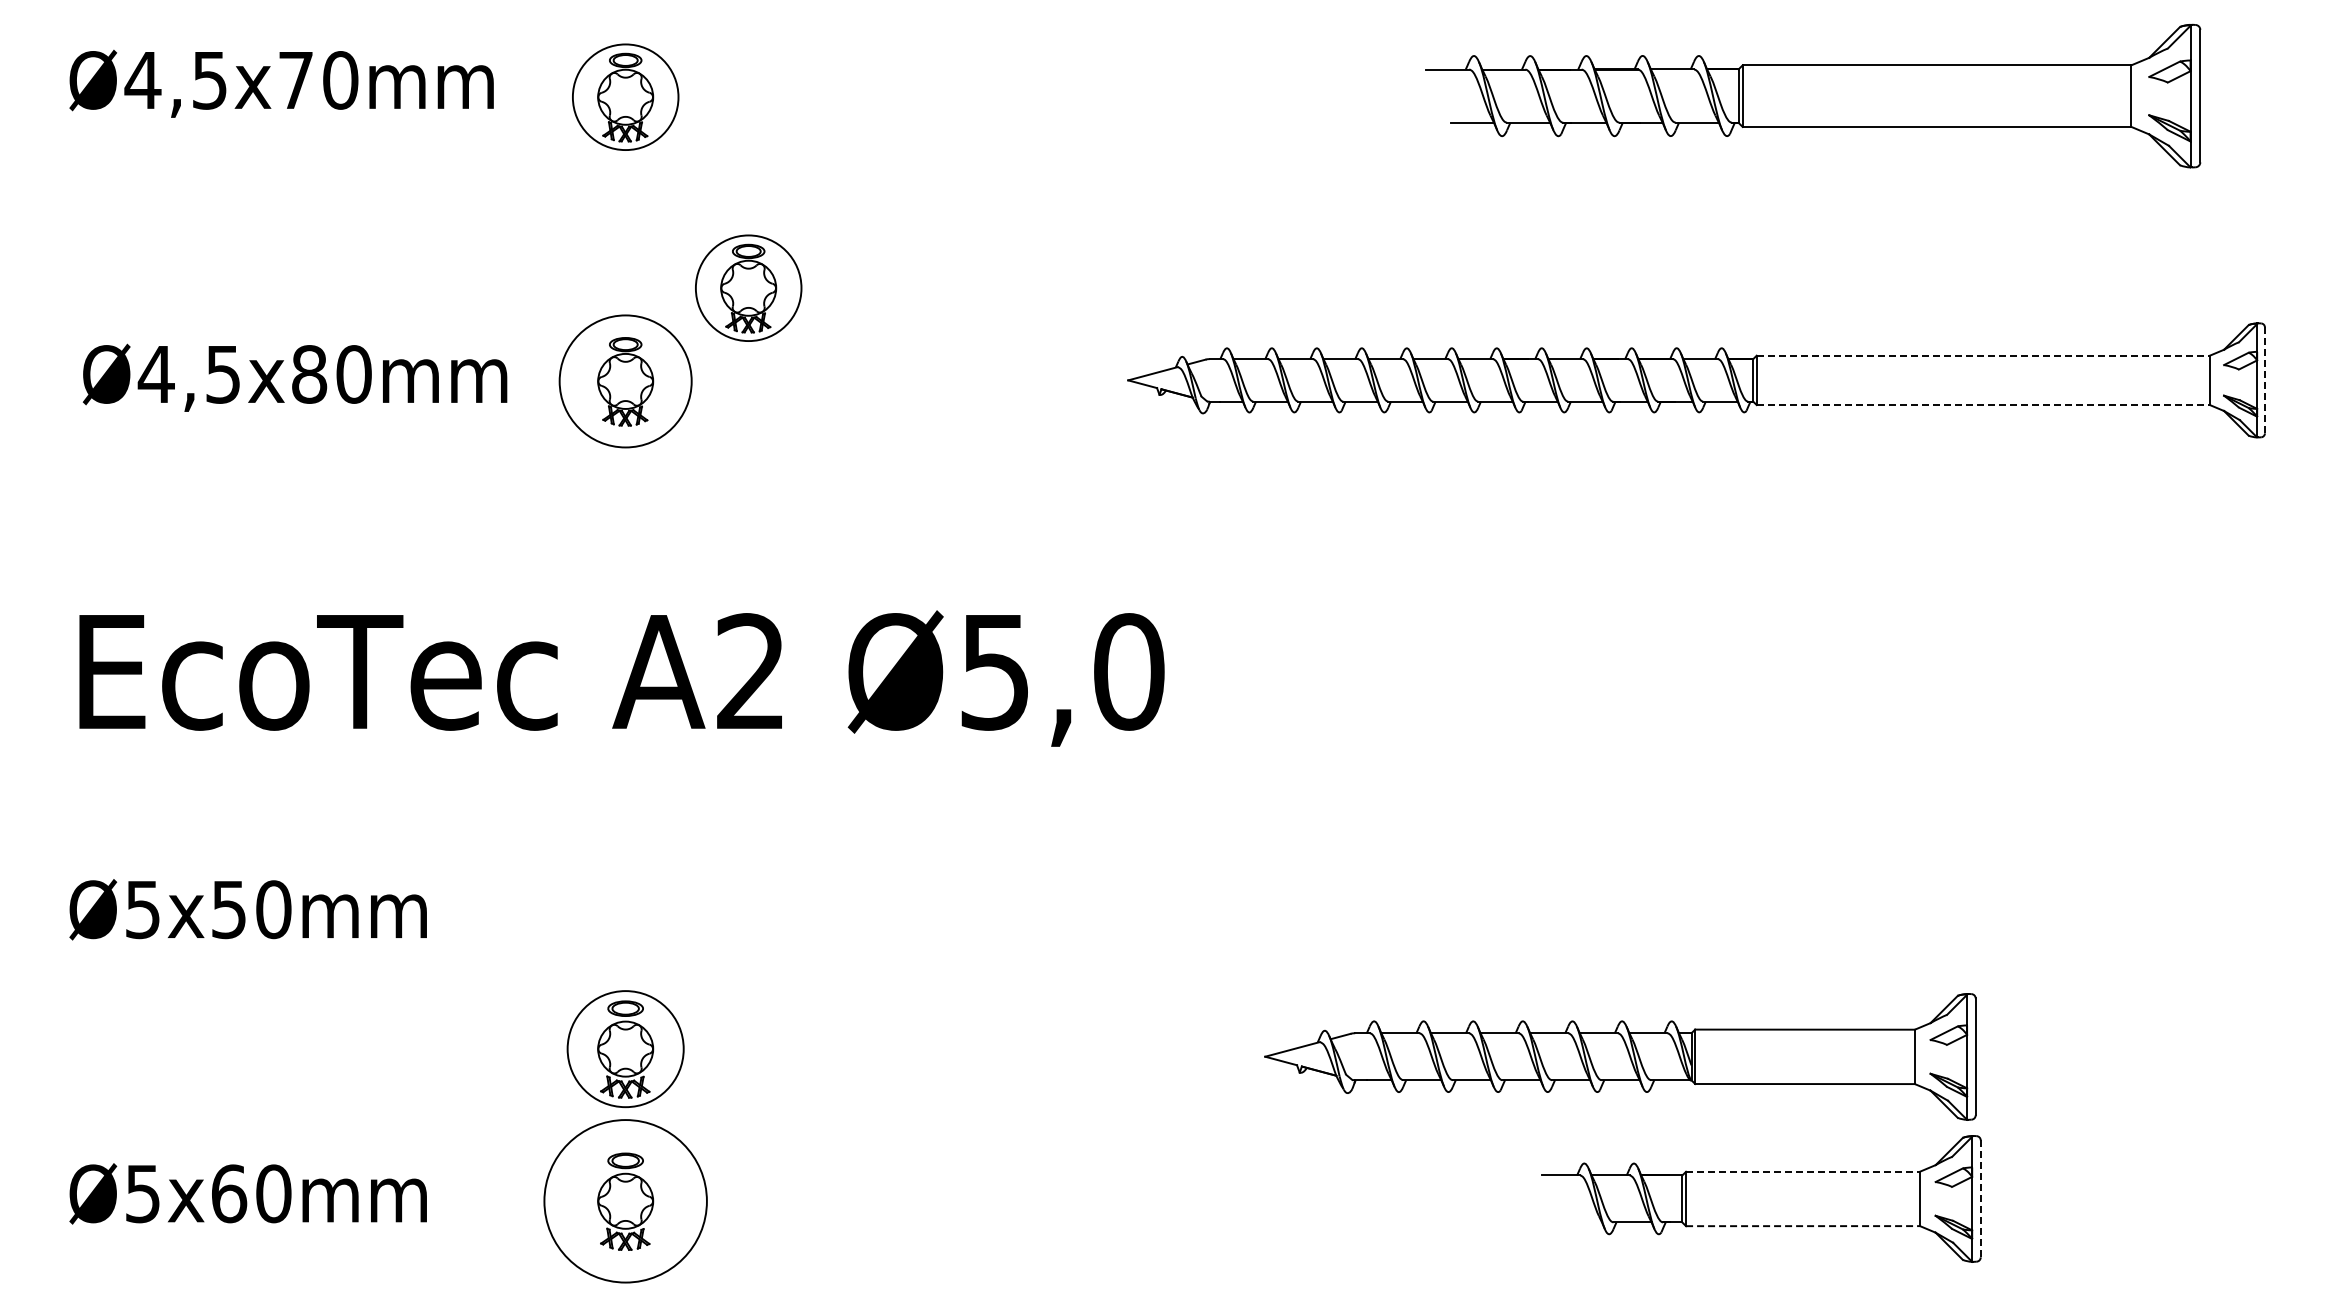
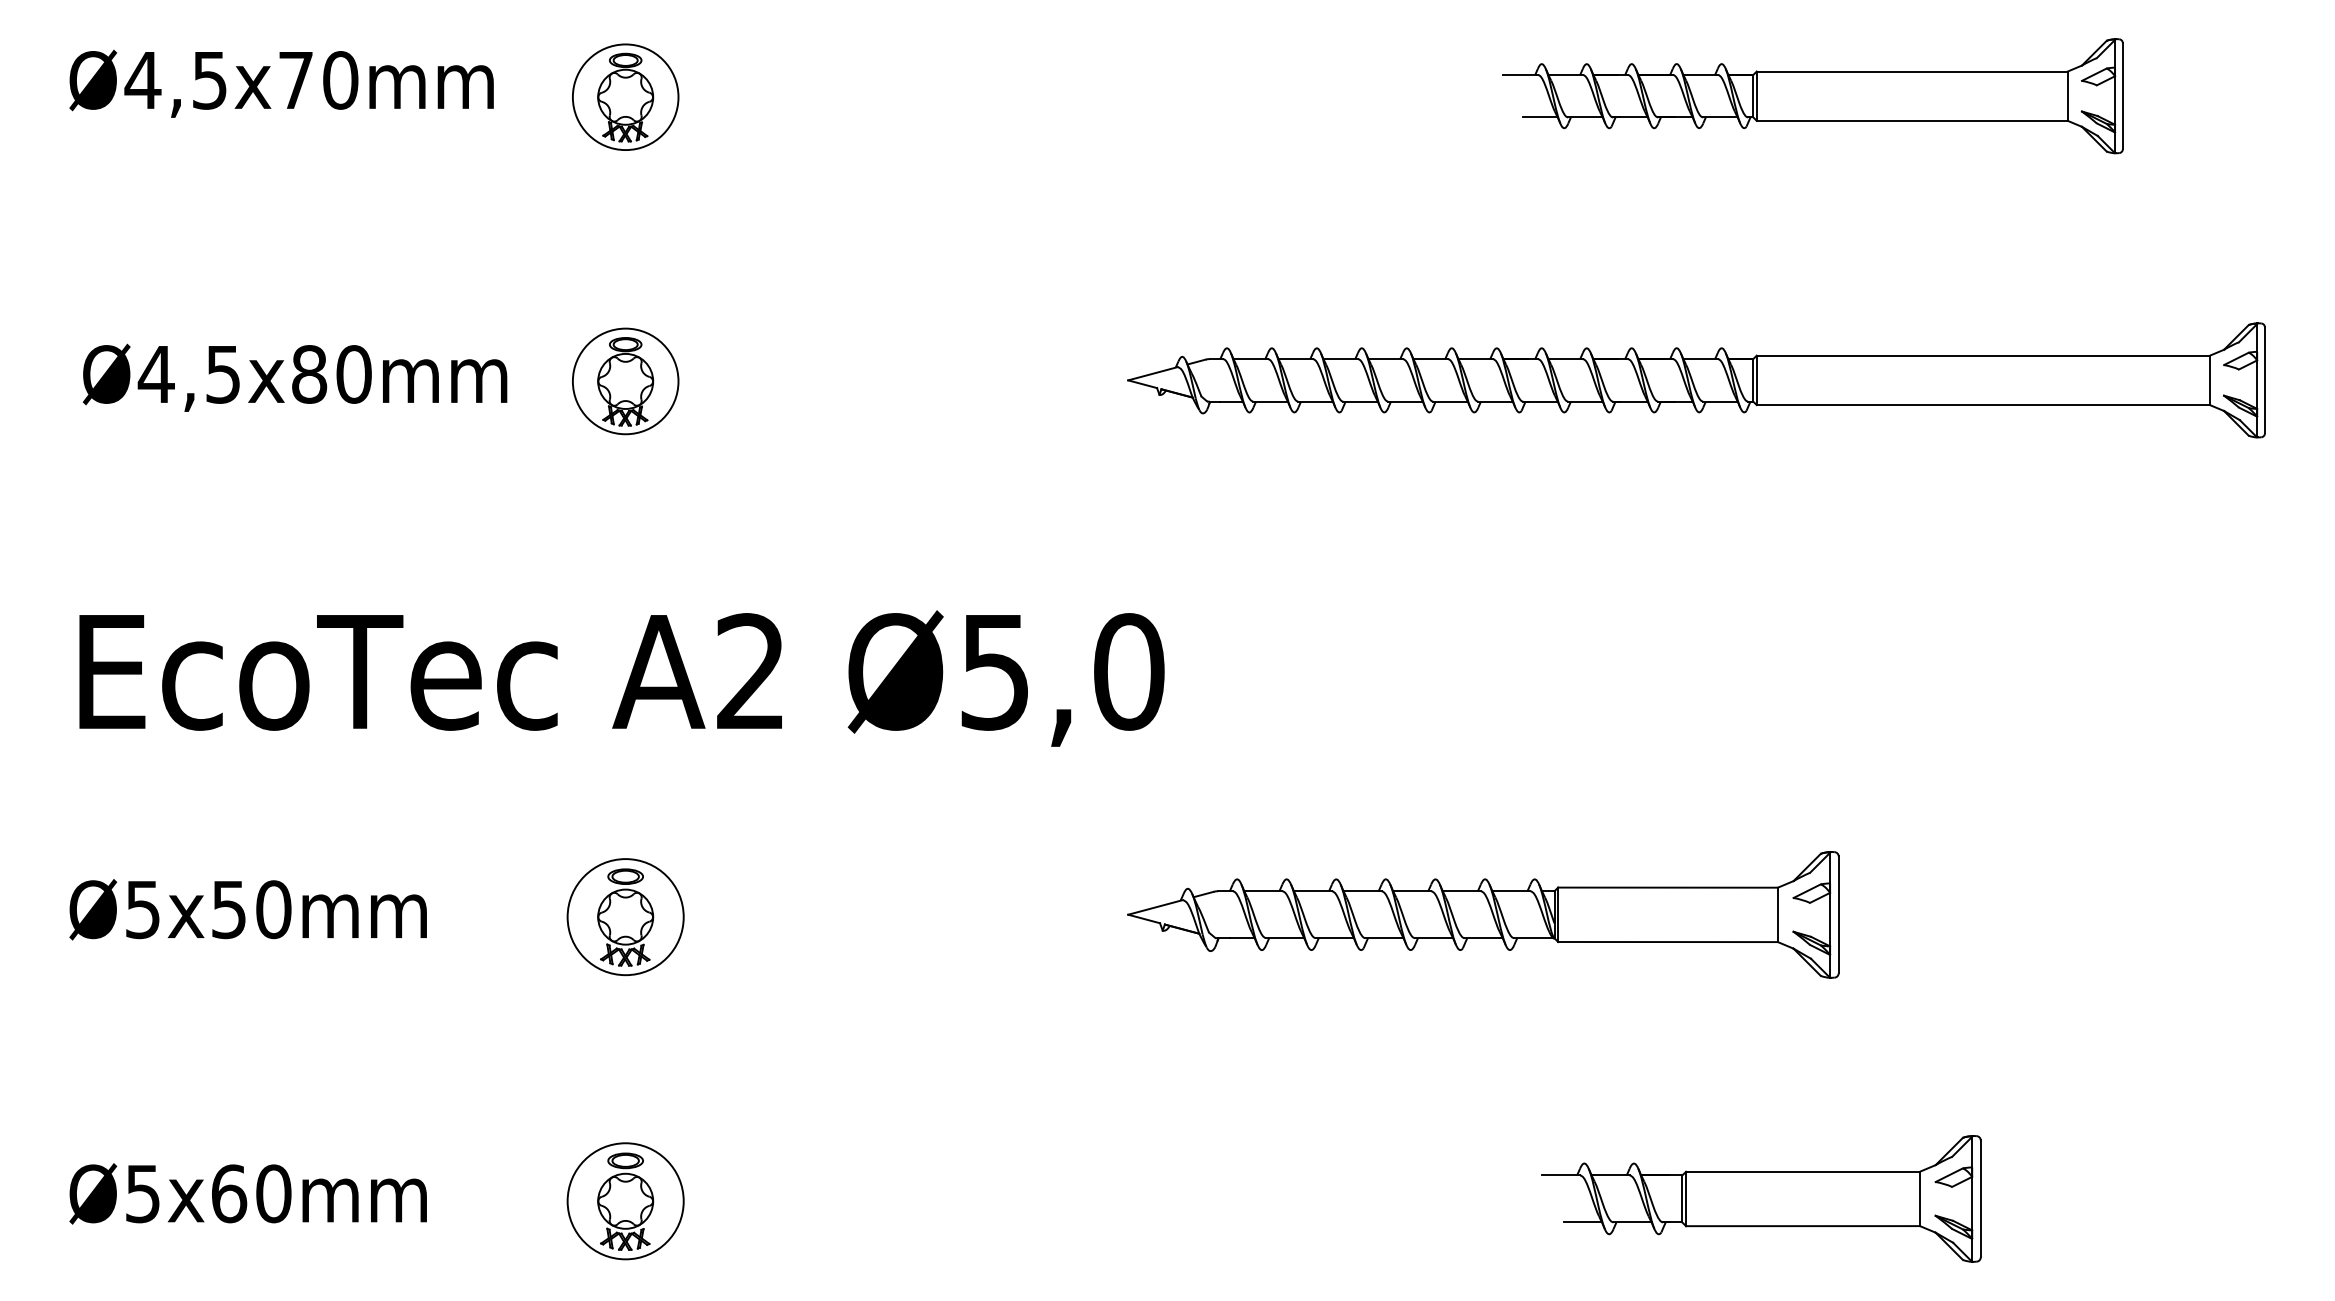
part size: 777x146 px -> 622x117 px (1812, 96)
part: present -> none (748, 287)
line: dashed -> solid (1983, 355)
line: dashed -> solid (2264, 380)
circle diameter: 132 px -> 106 px (625, 381)
line: dashed -> solid (1983, 405)
part position: (625, 1049) -> (625, 917) (625, 917)
part position: (1620, 1056) -> (1483, 914) (1483, 914)
line: dashed -> solid (1803, 1171)
line: dashed -> solid (1980, 1199)
circle diameter: 163 px -> 116 px (625, 1201)
line: none -> present (1582, 1222)
line: dashed -> solid (1803, 1226)
